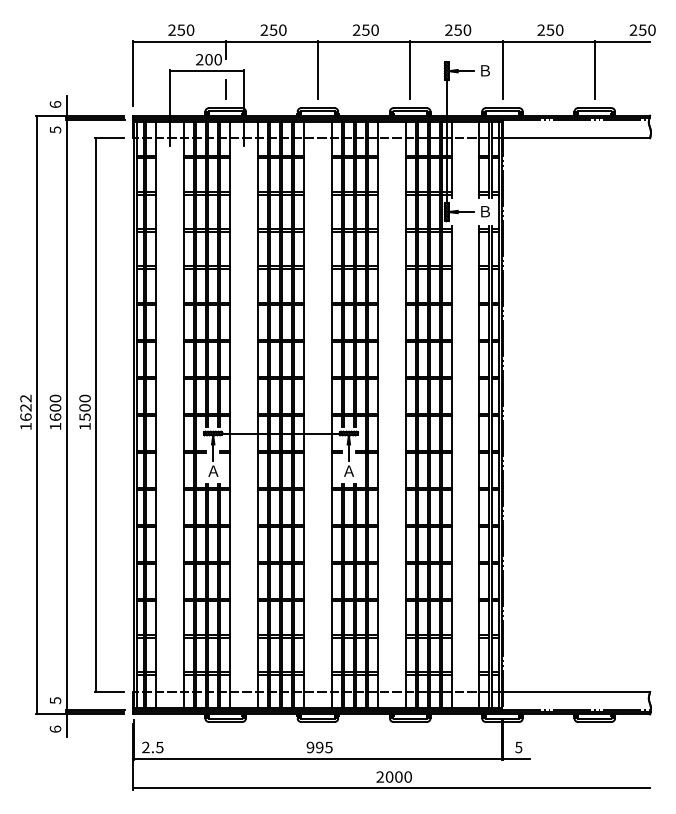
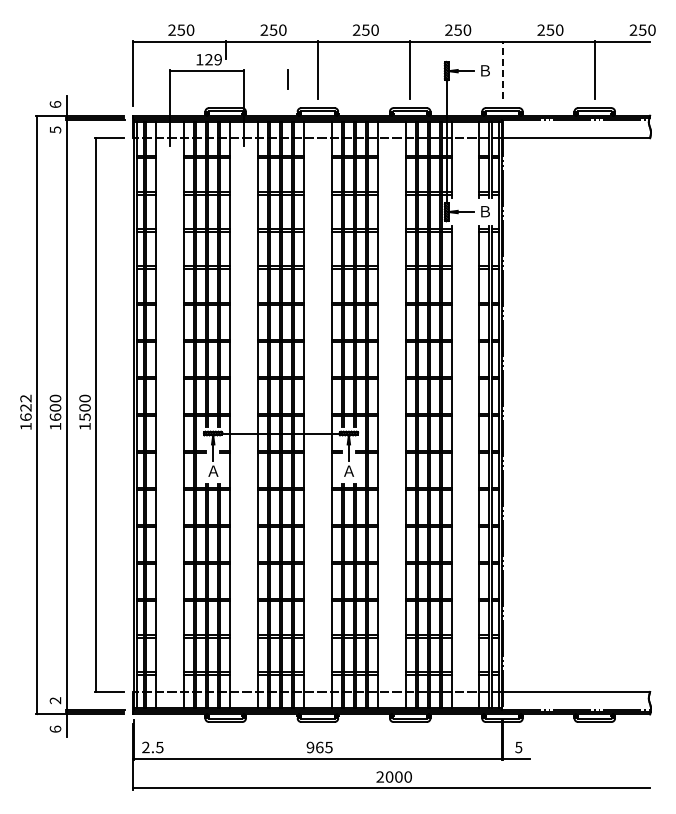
text: 200 -> 129 (208, 59)
line: solid -> dashed (502, 69)
line position: (225, 89) -> (287, 79) (287, 79)
text: 5 -> 2 (55, 700)
text: 995 -> 965 (319, 747)
